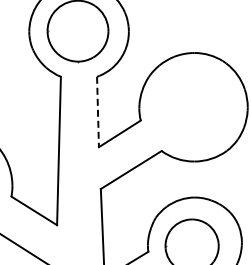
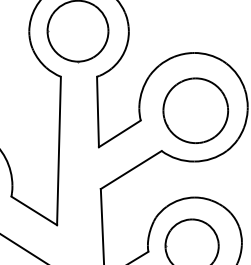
part: none -> present (195, 110)
line: dashed -> solid (98, 112)
